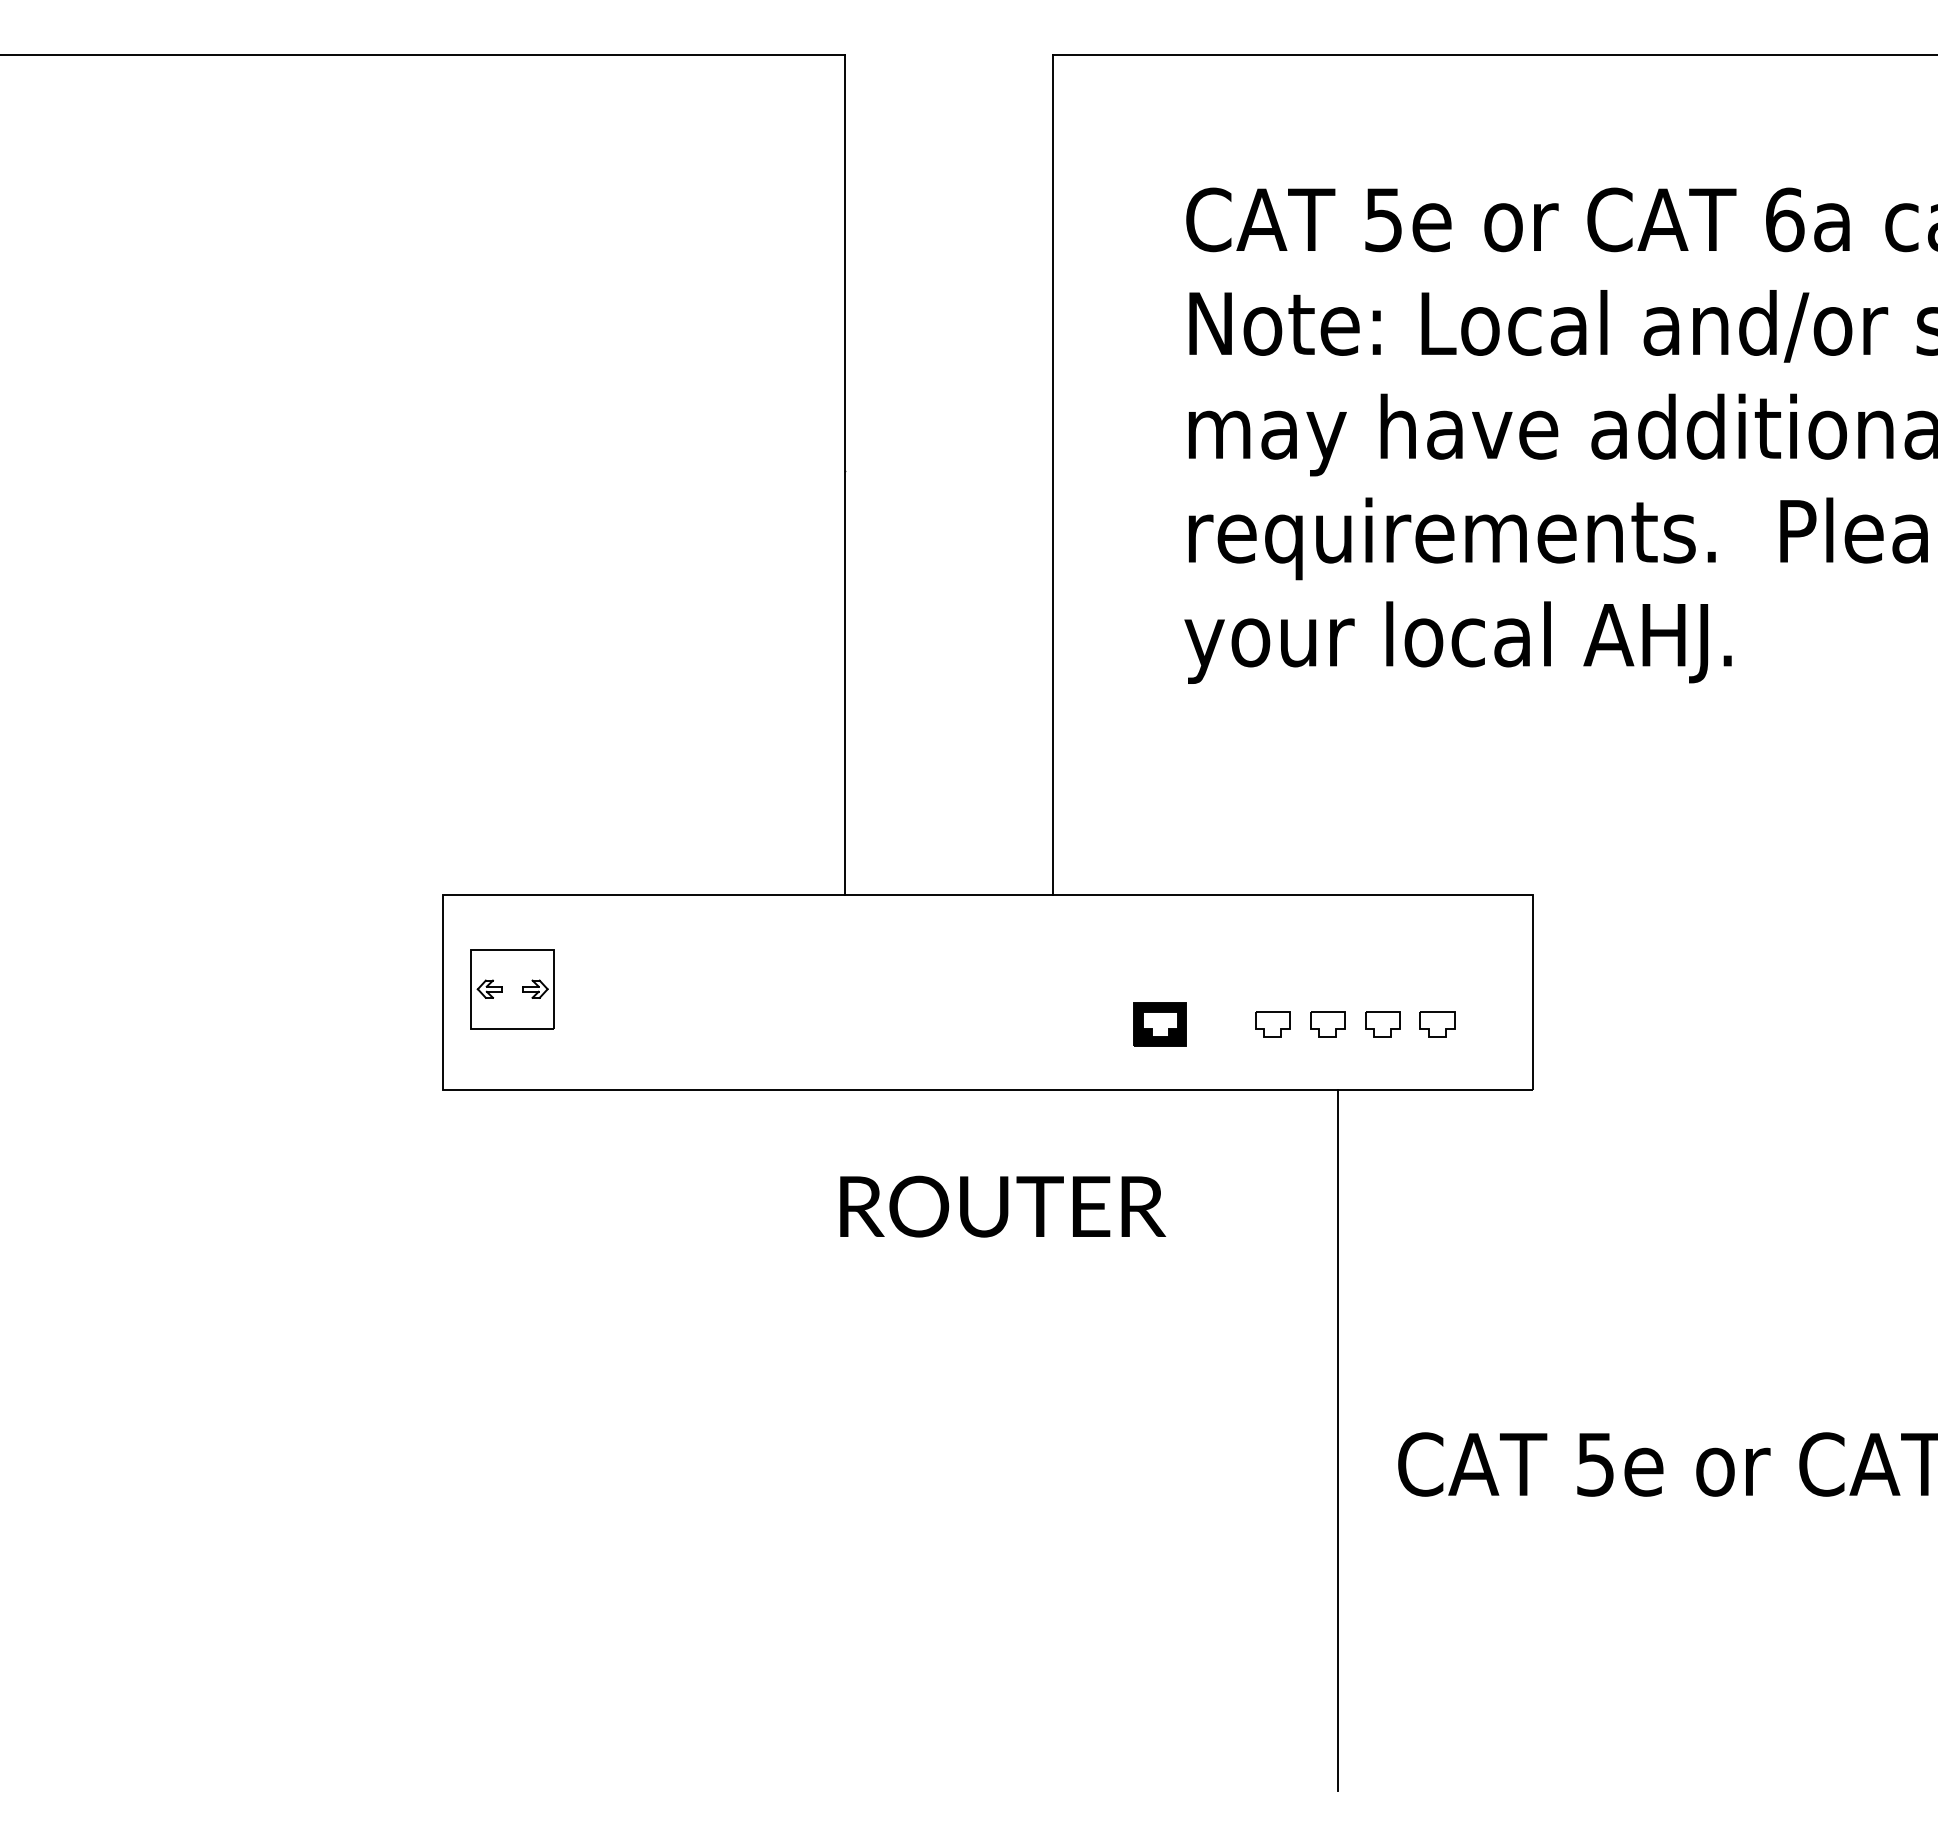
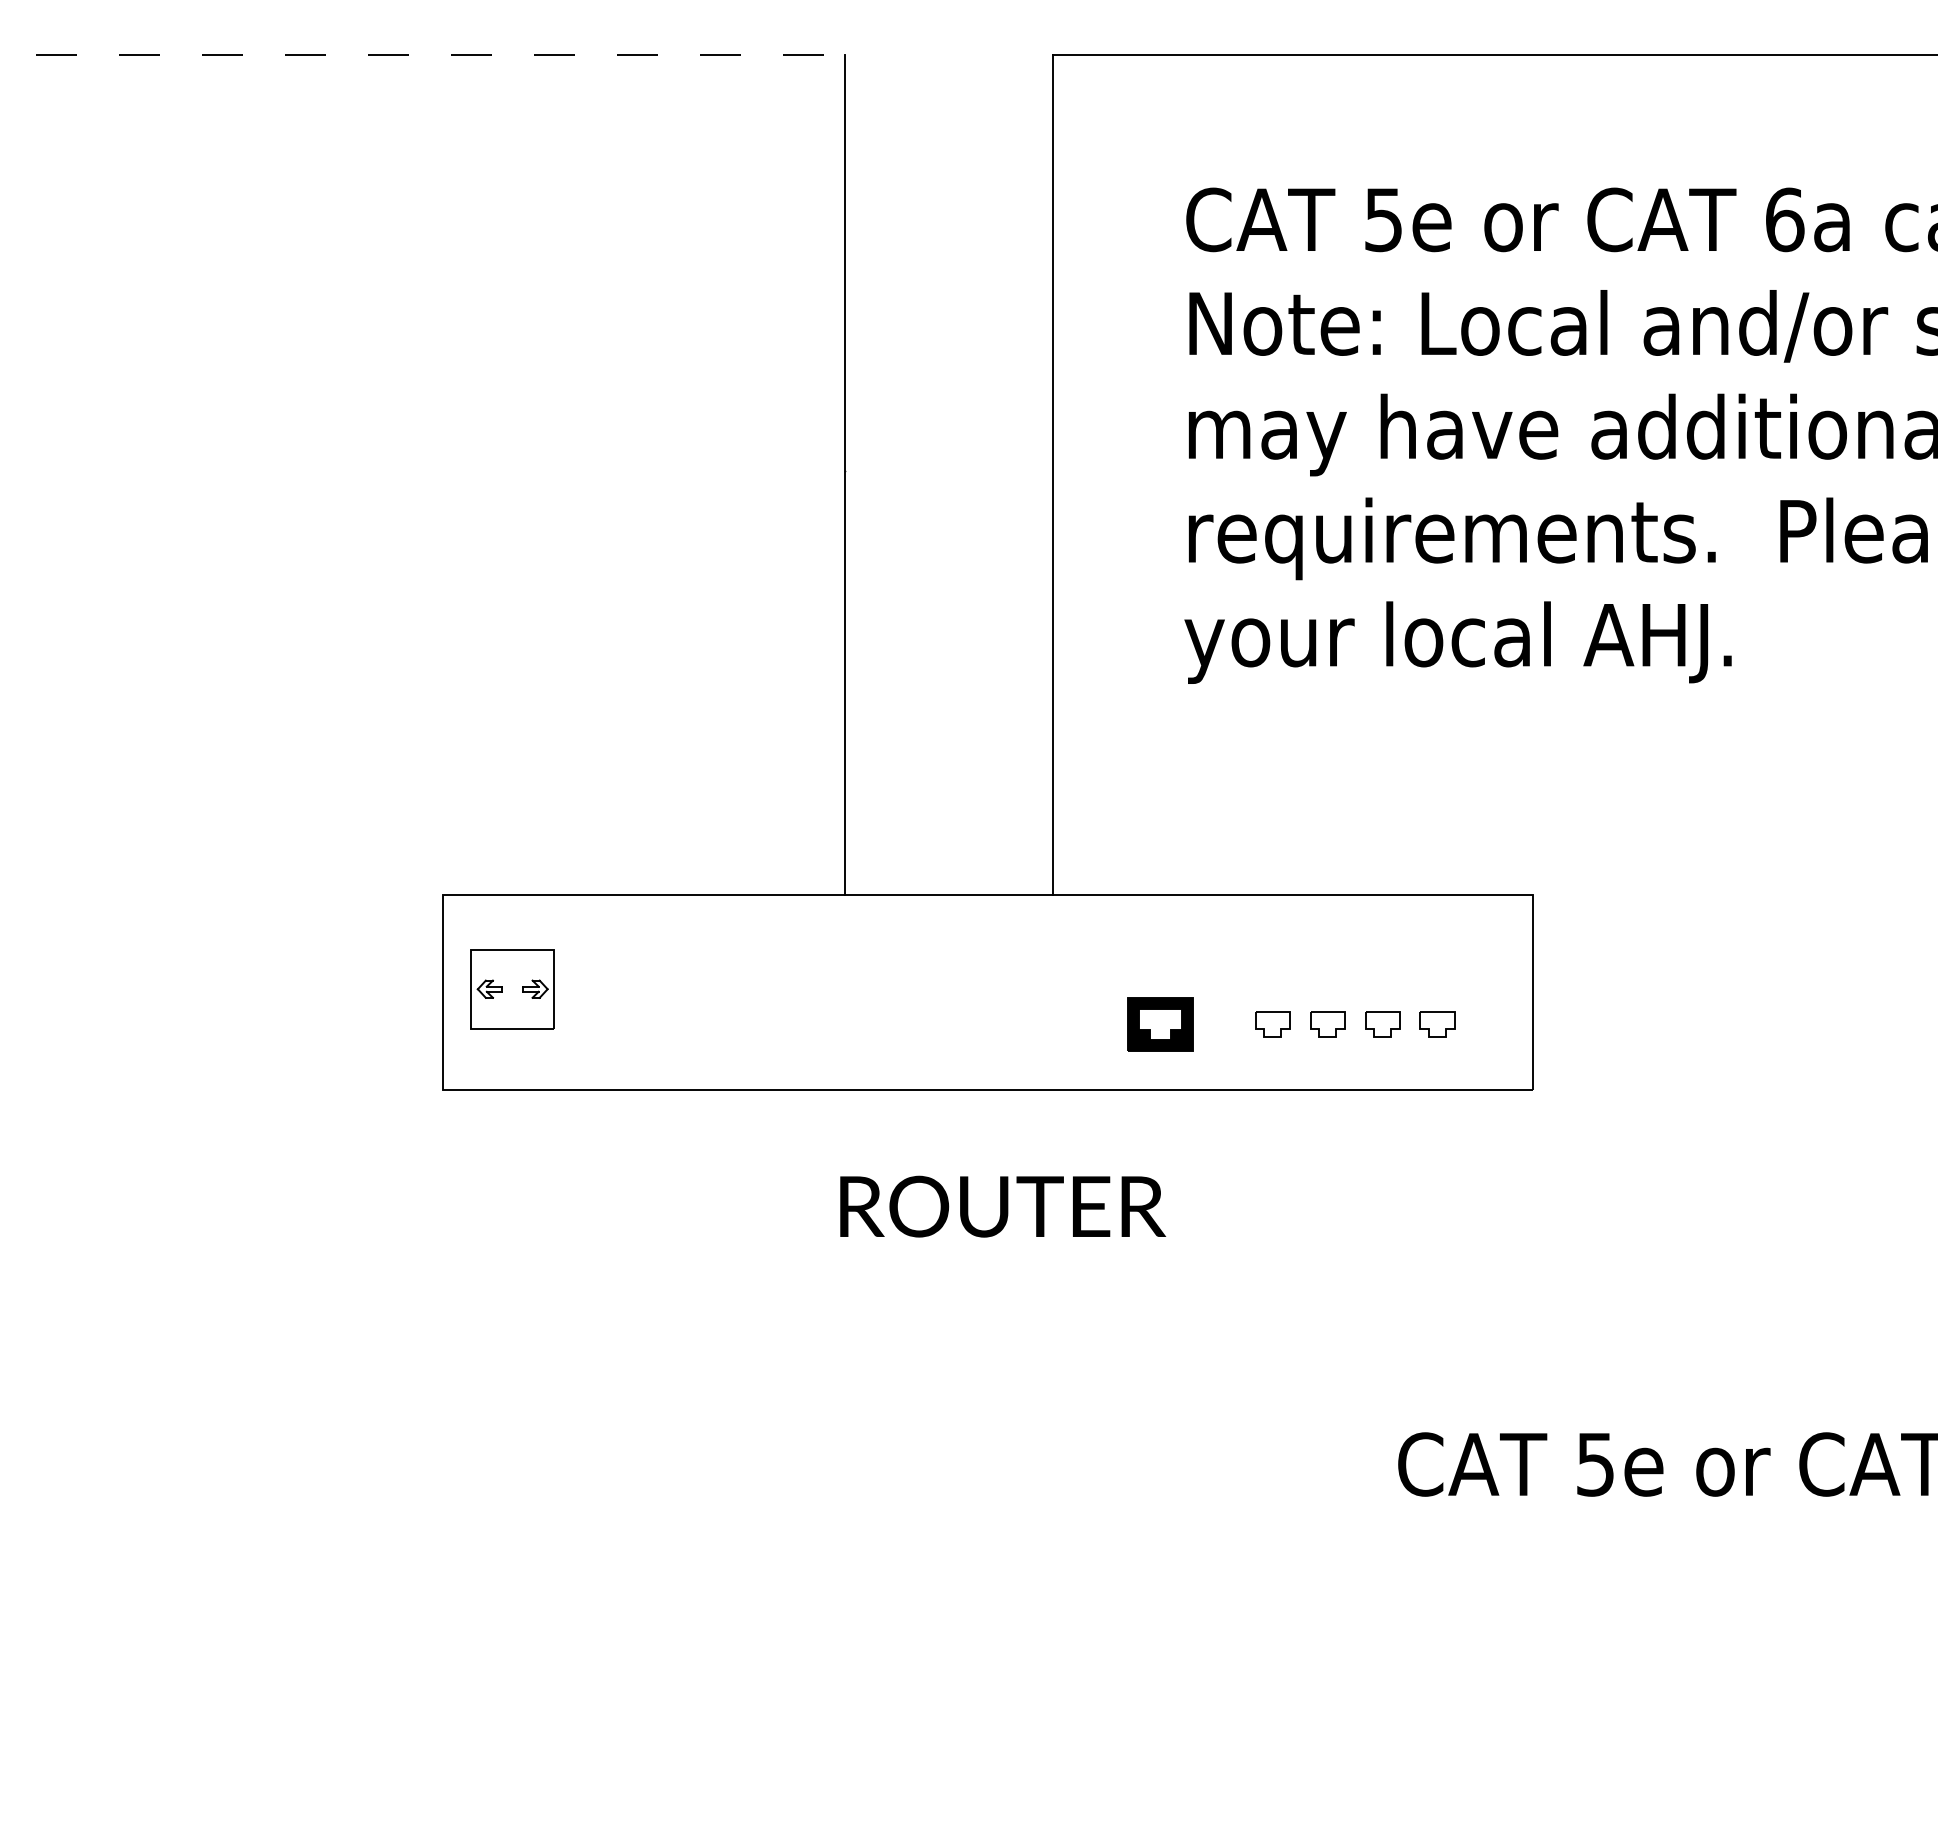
line: solid -> dashed (423, 55)
part size: 54x45 px -> 67x55 px (1160, 1024)
line: present -> none (1337, 1439)
